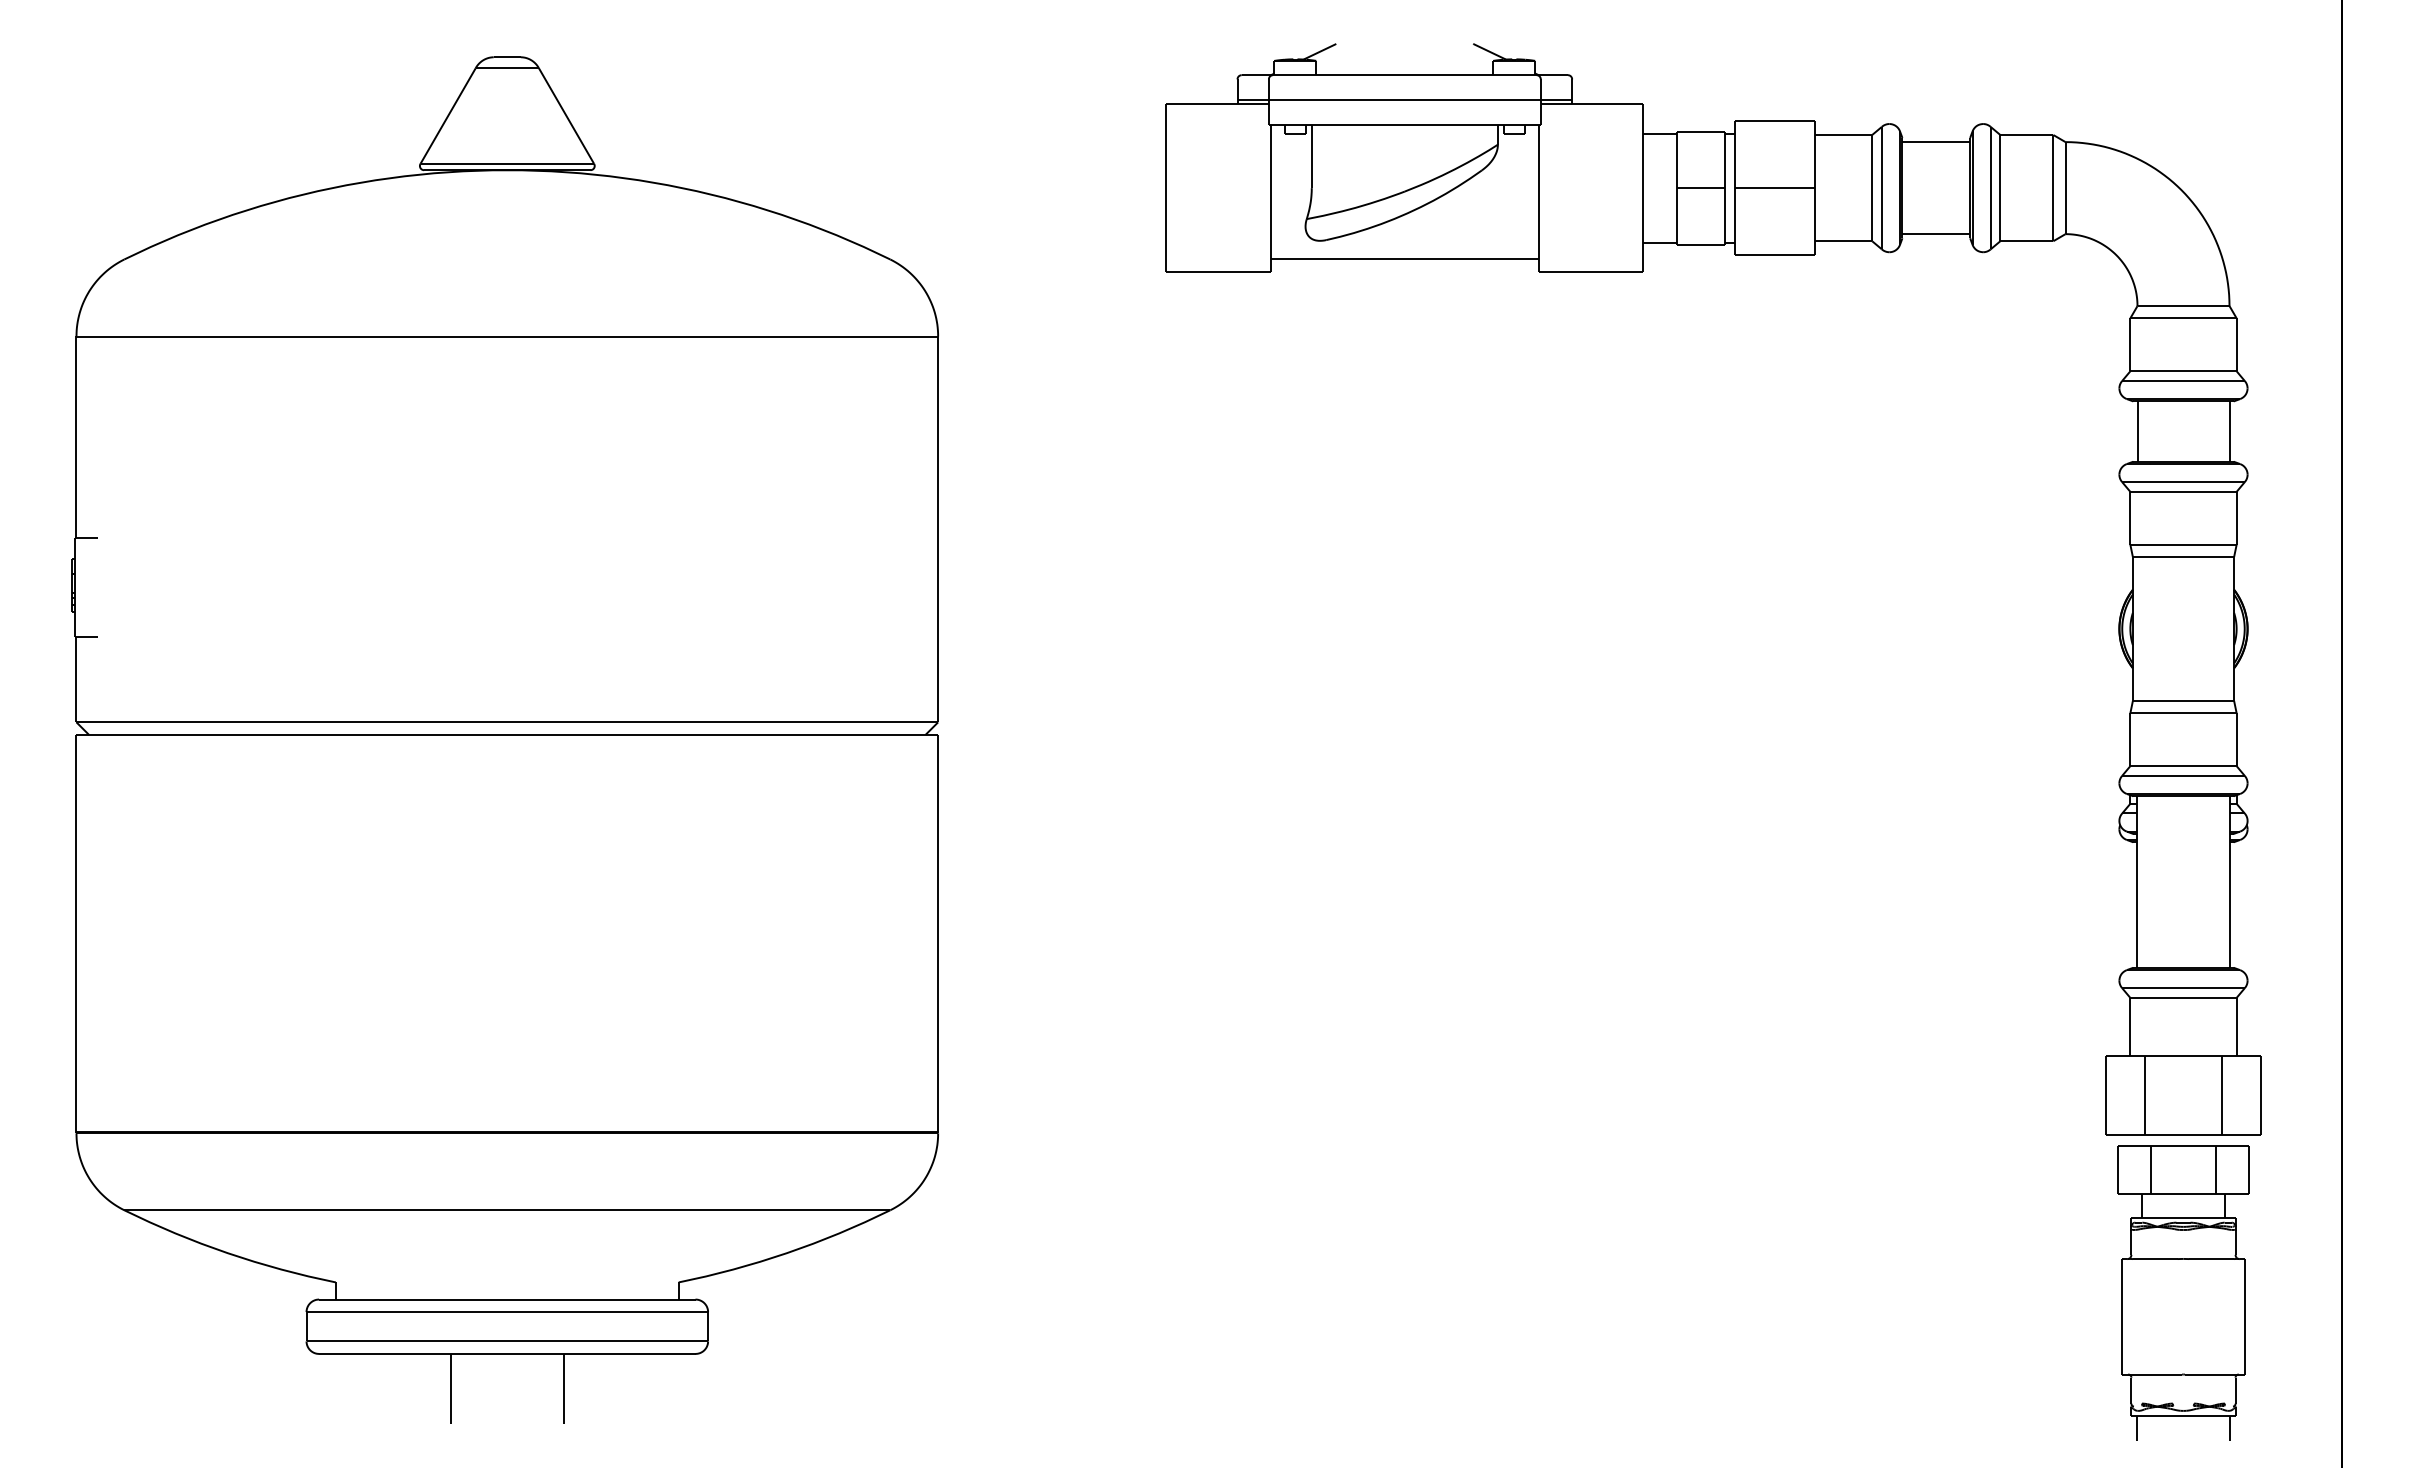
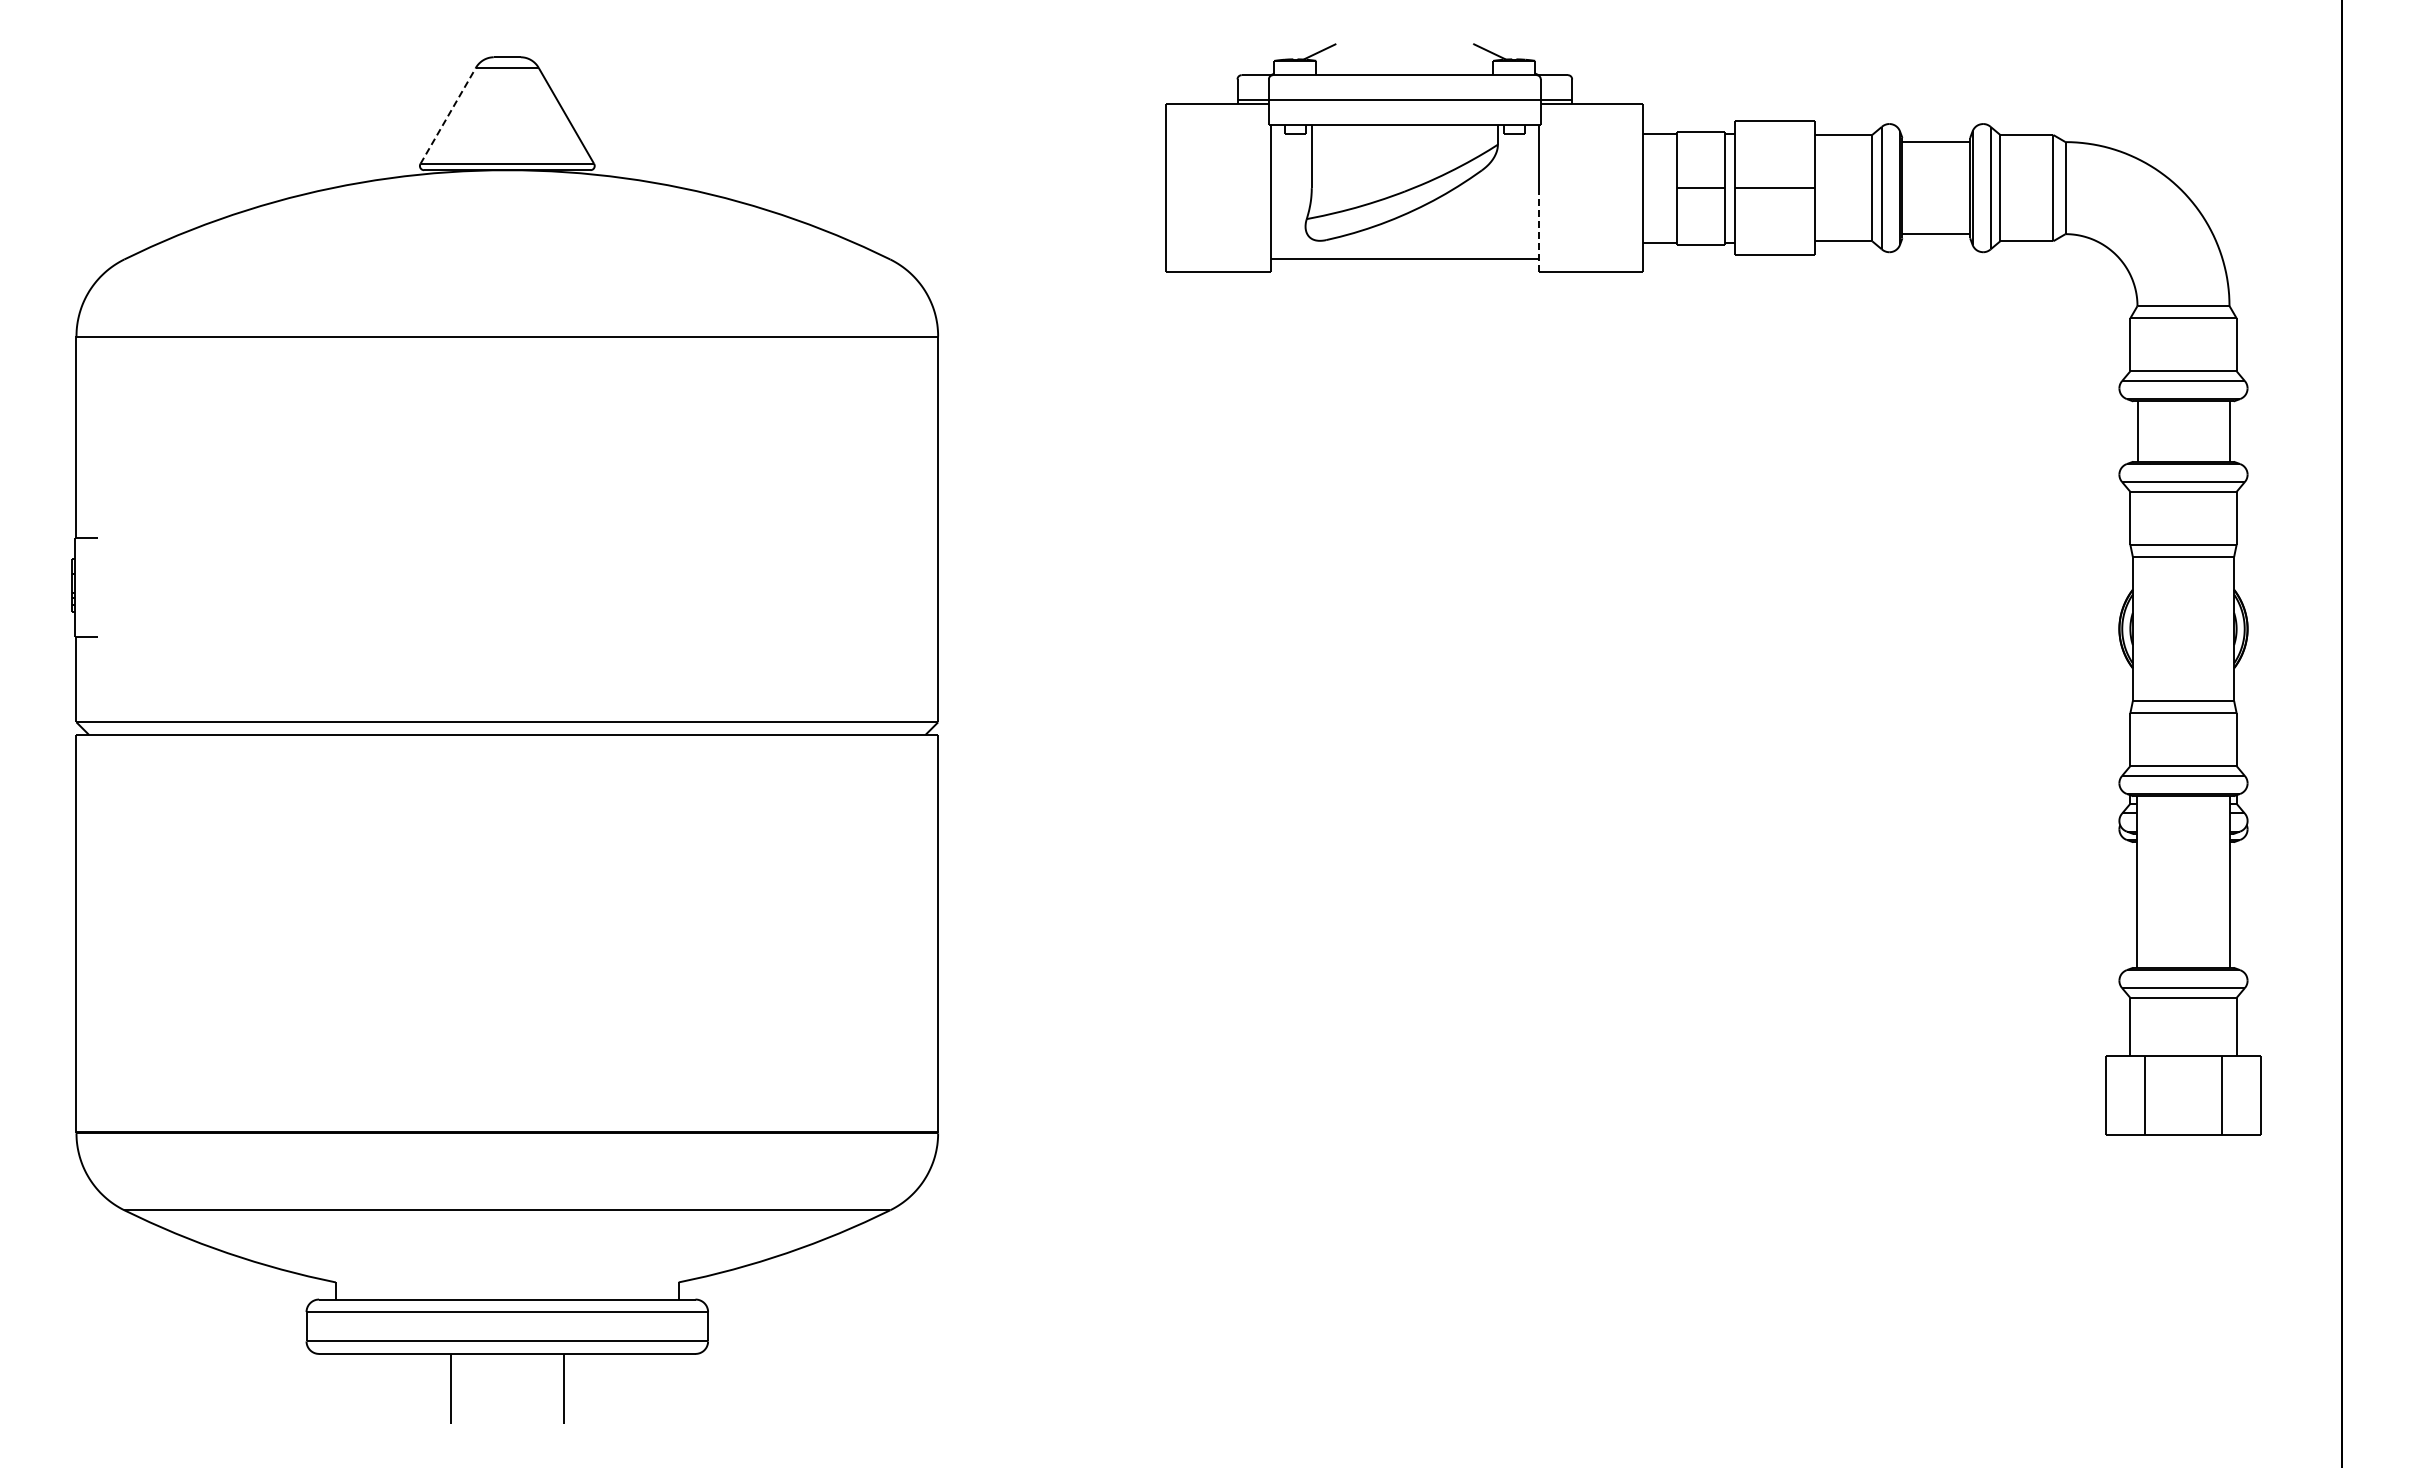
line: solid -> dashed (448, 115)
line: solid -> dashed (1538, 229)
part: present -> none (2183, 1292)
